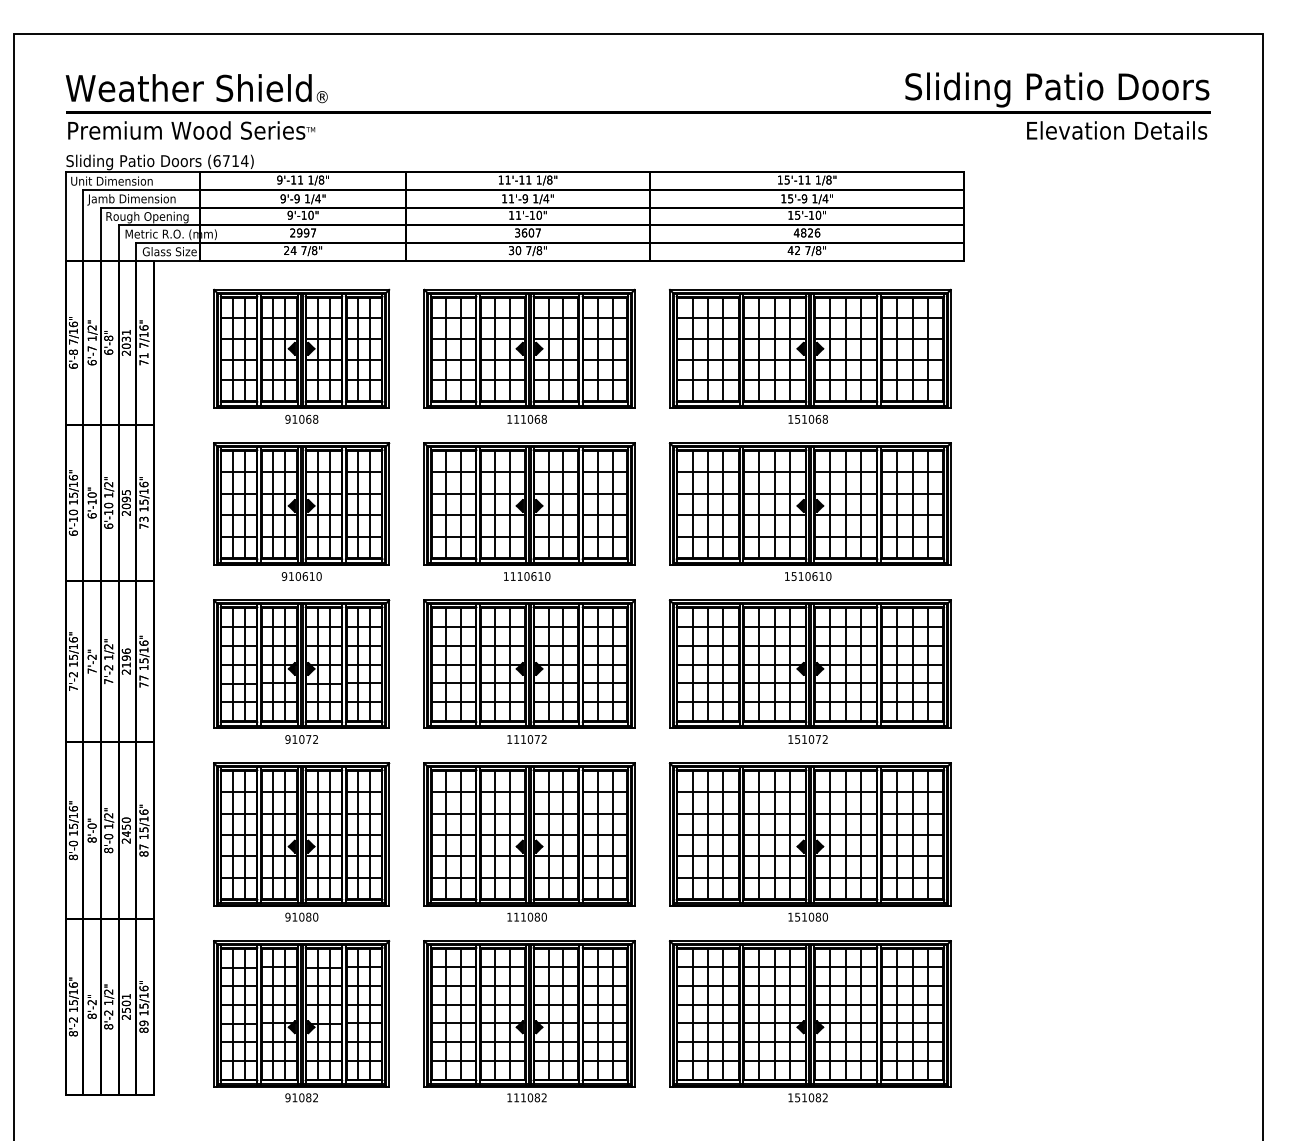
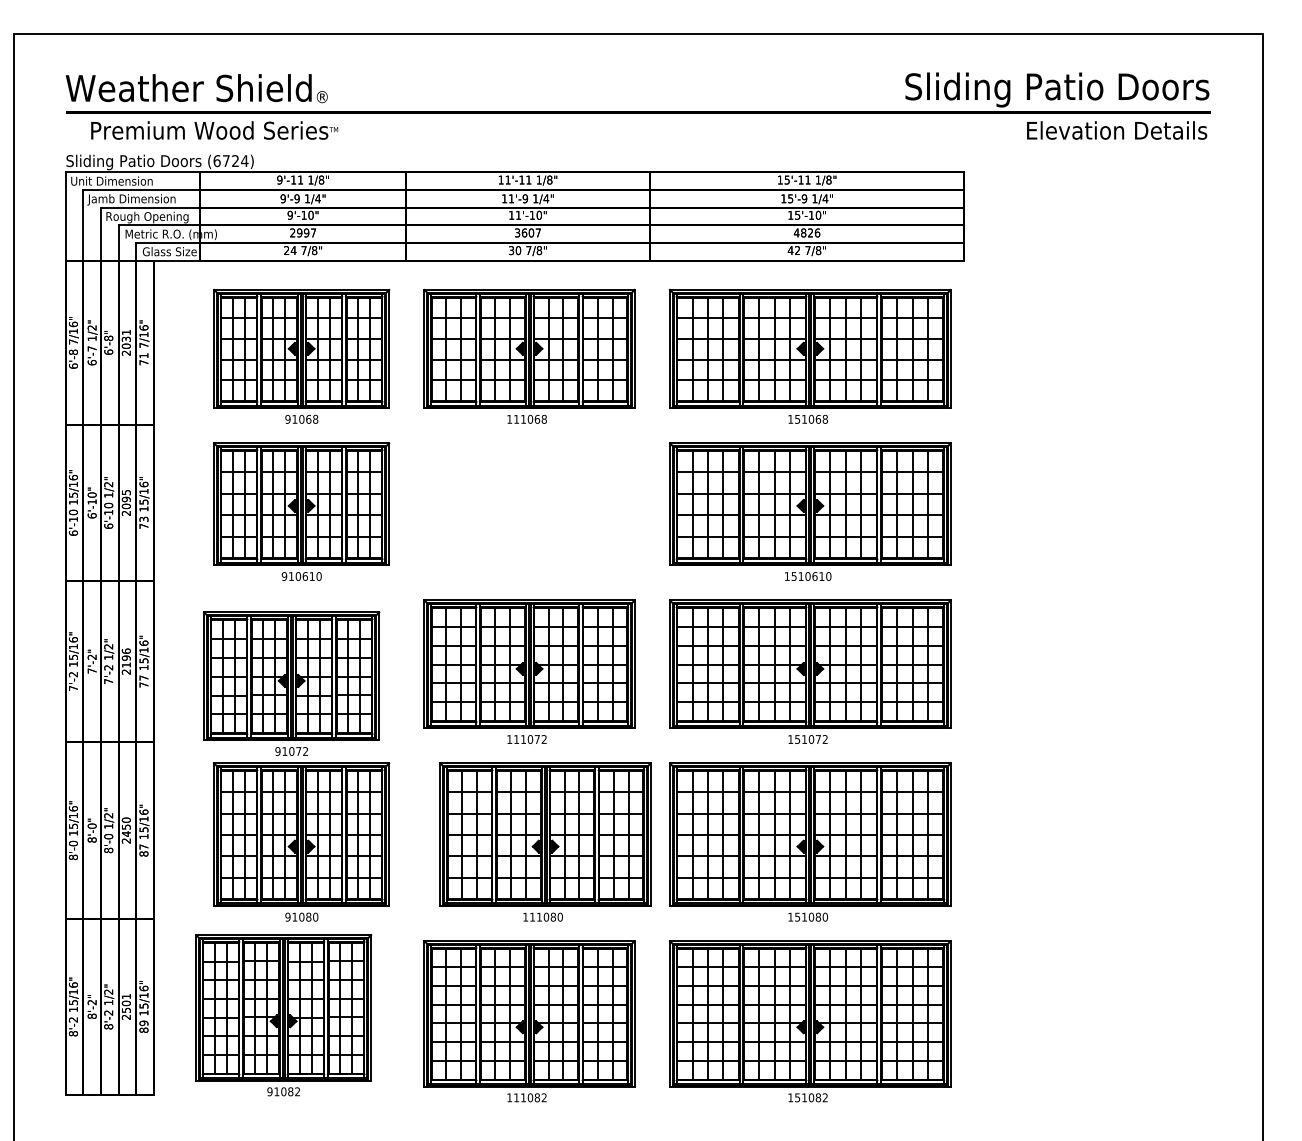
text position: (191, 130) -> (214, 130) (214, 130)
text: (6714) -> (6724) (235, 160)
part: present -> none (529, 511)
part position: (301, 671) -> (291, 683) (291, 683)
part position: (529, 841) -> (545, 841) (545, 841)
part position: (301, 1021) -> (283, 1015) (283, 1015)
